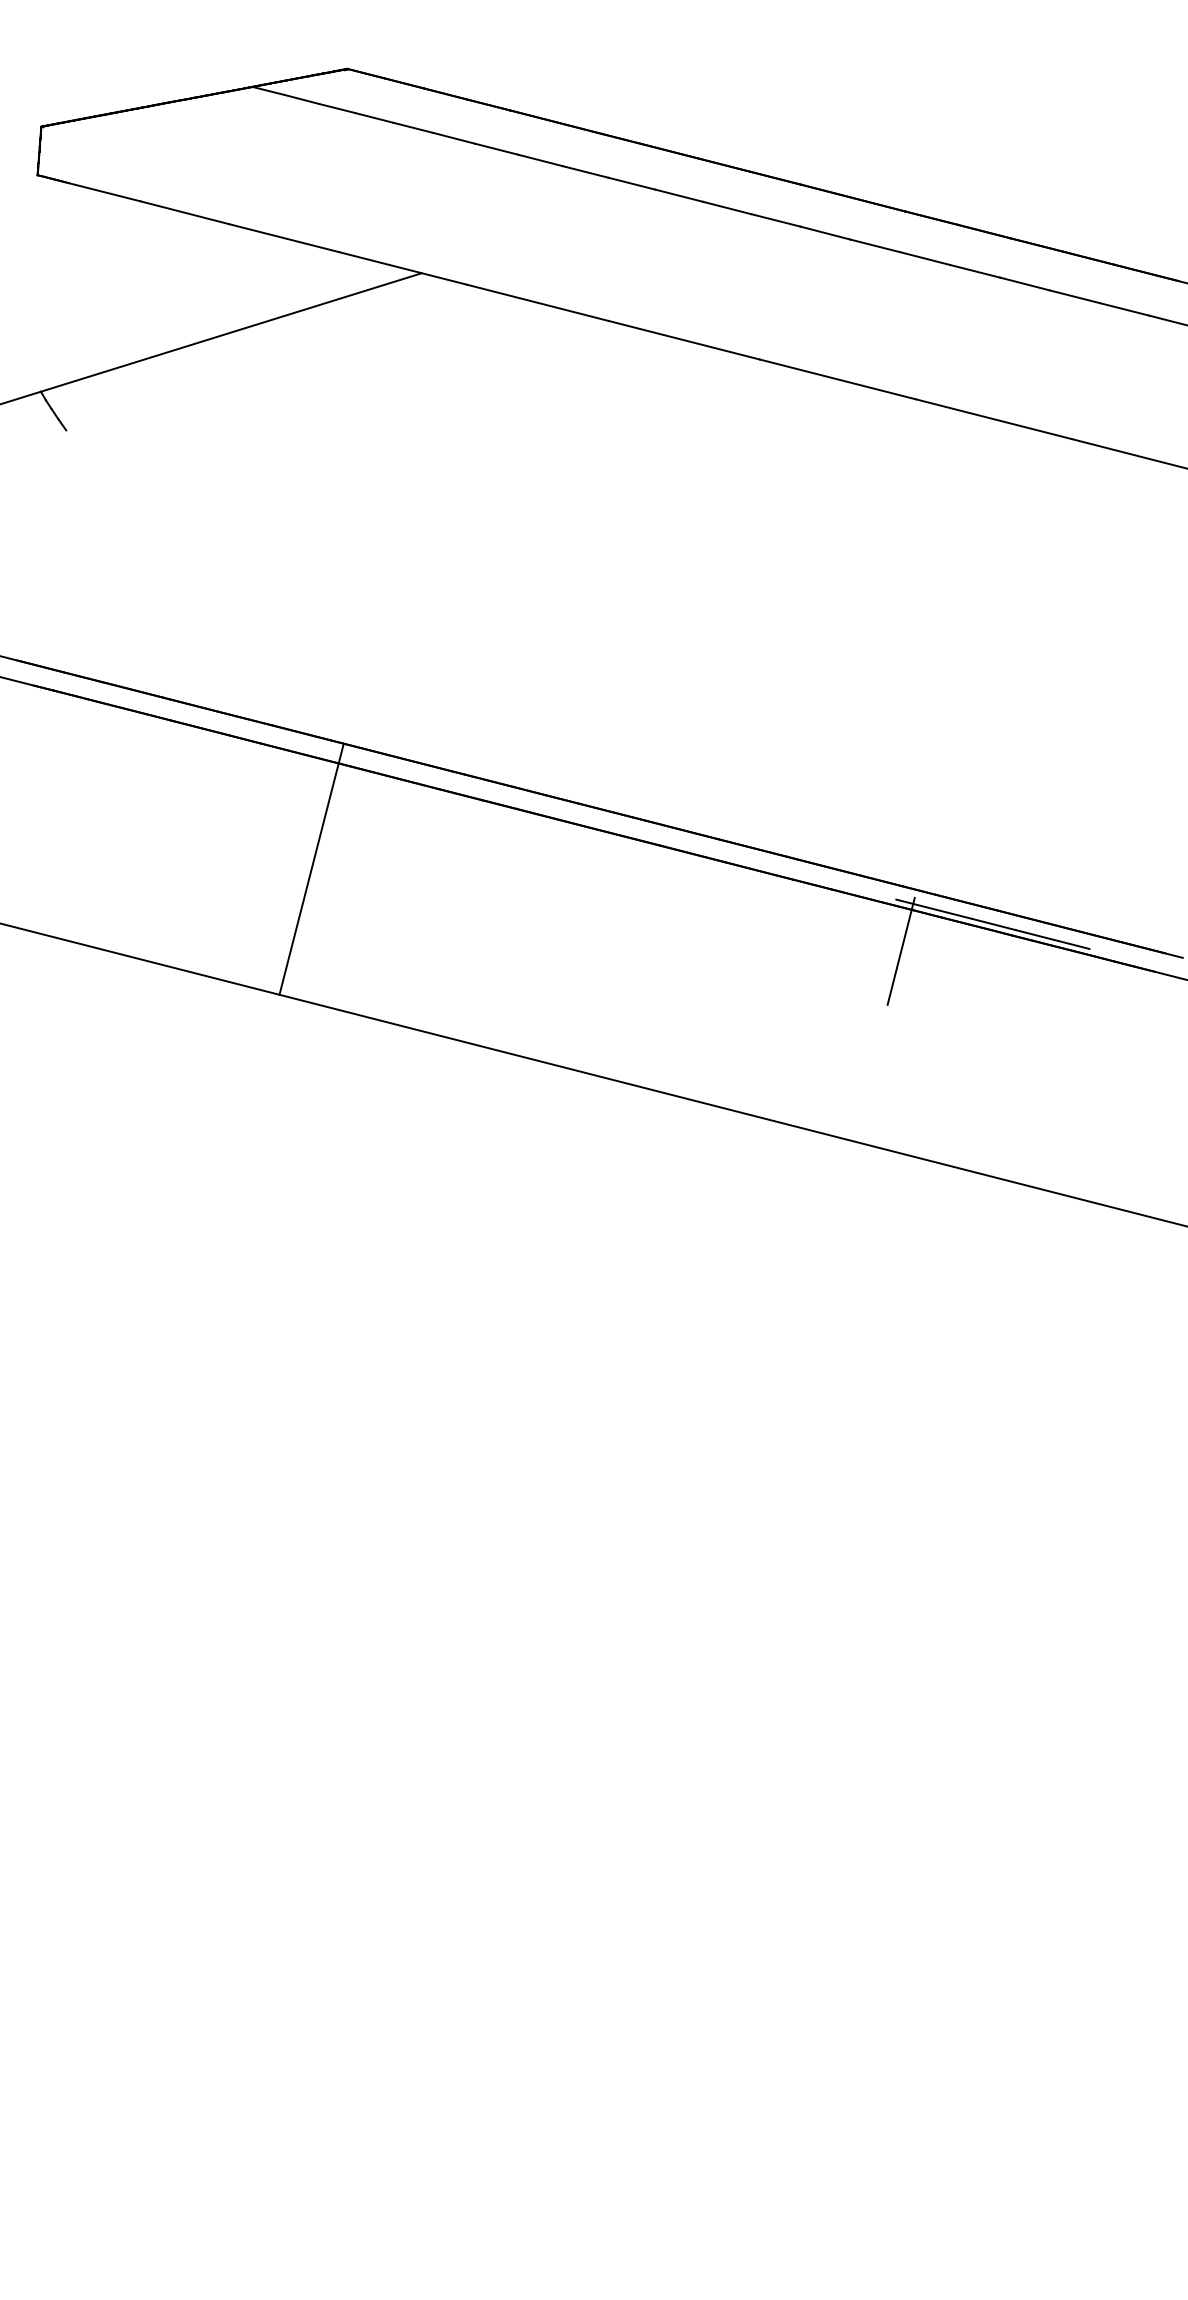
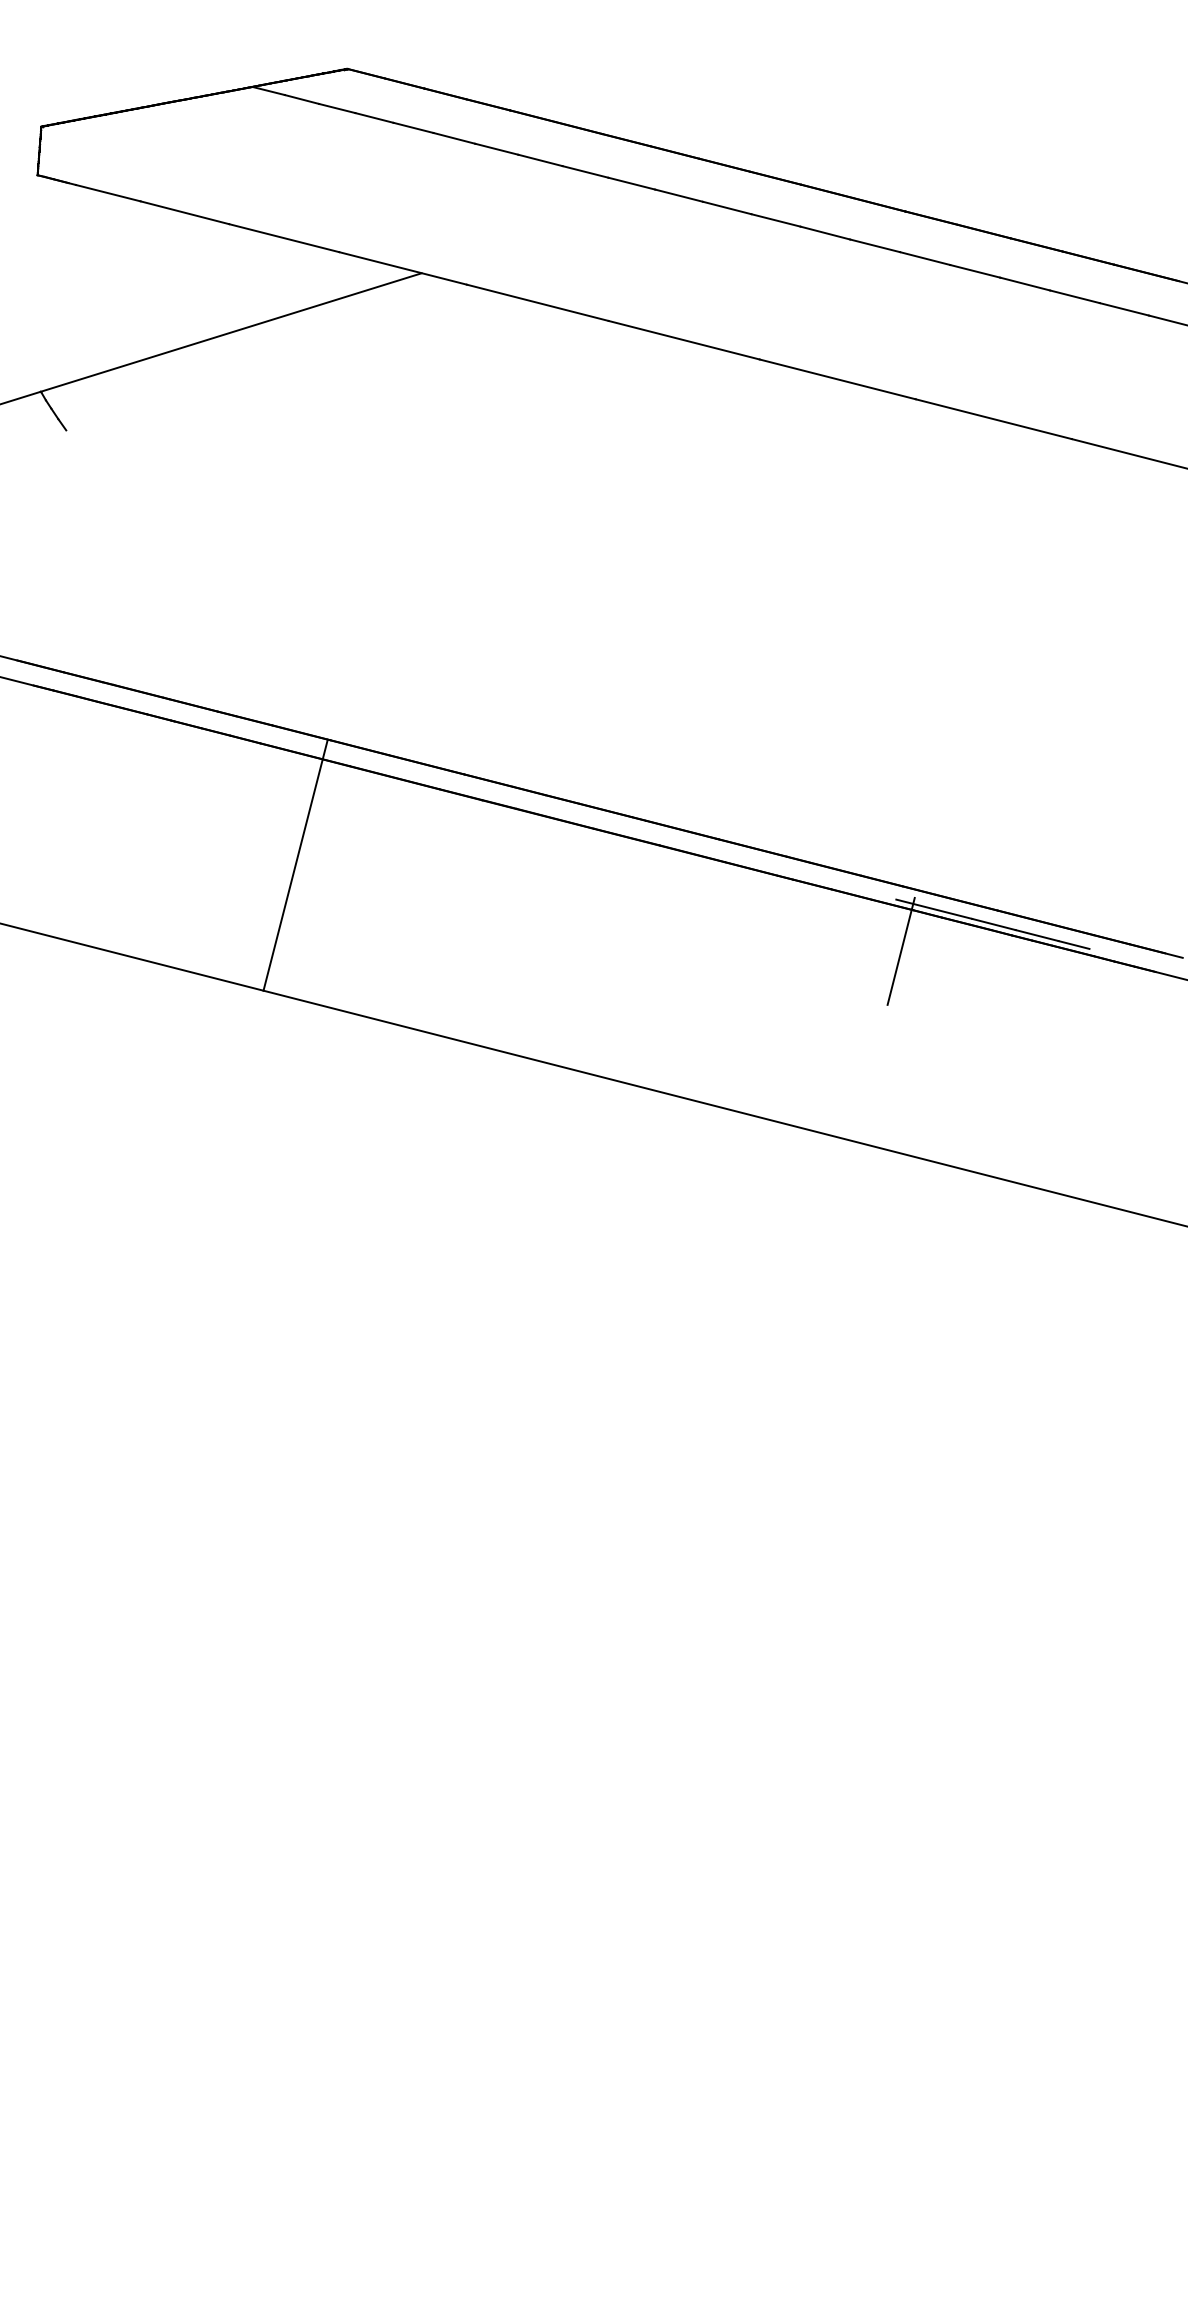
line position: (311, 868) -> (295, 864) (295, 864)
